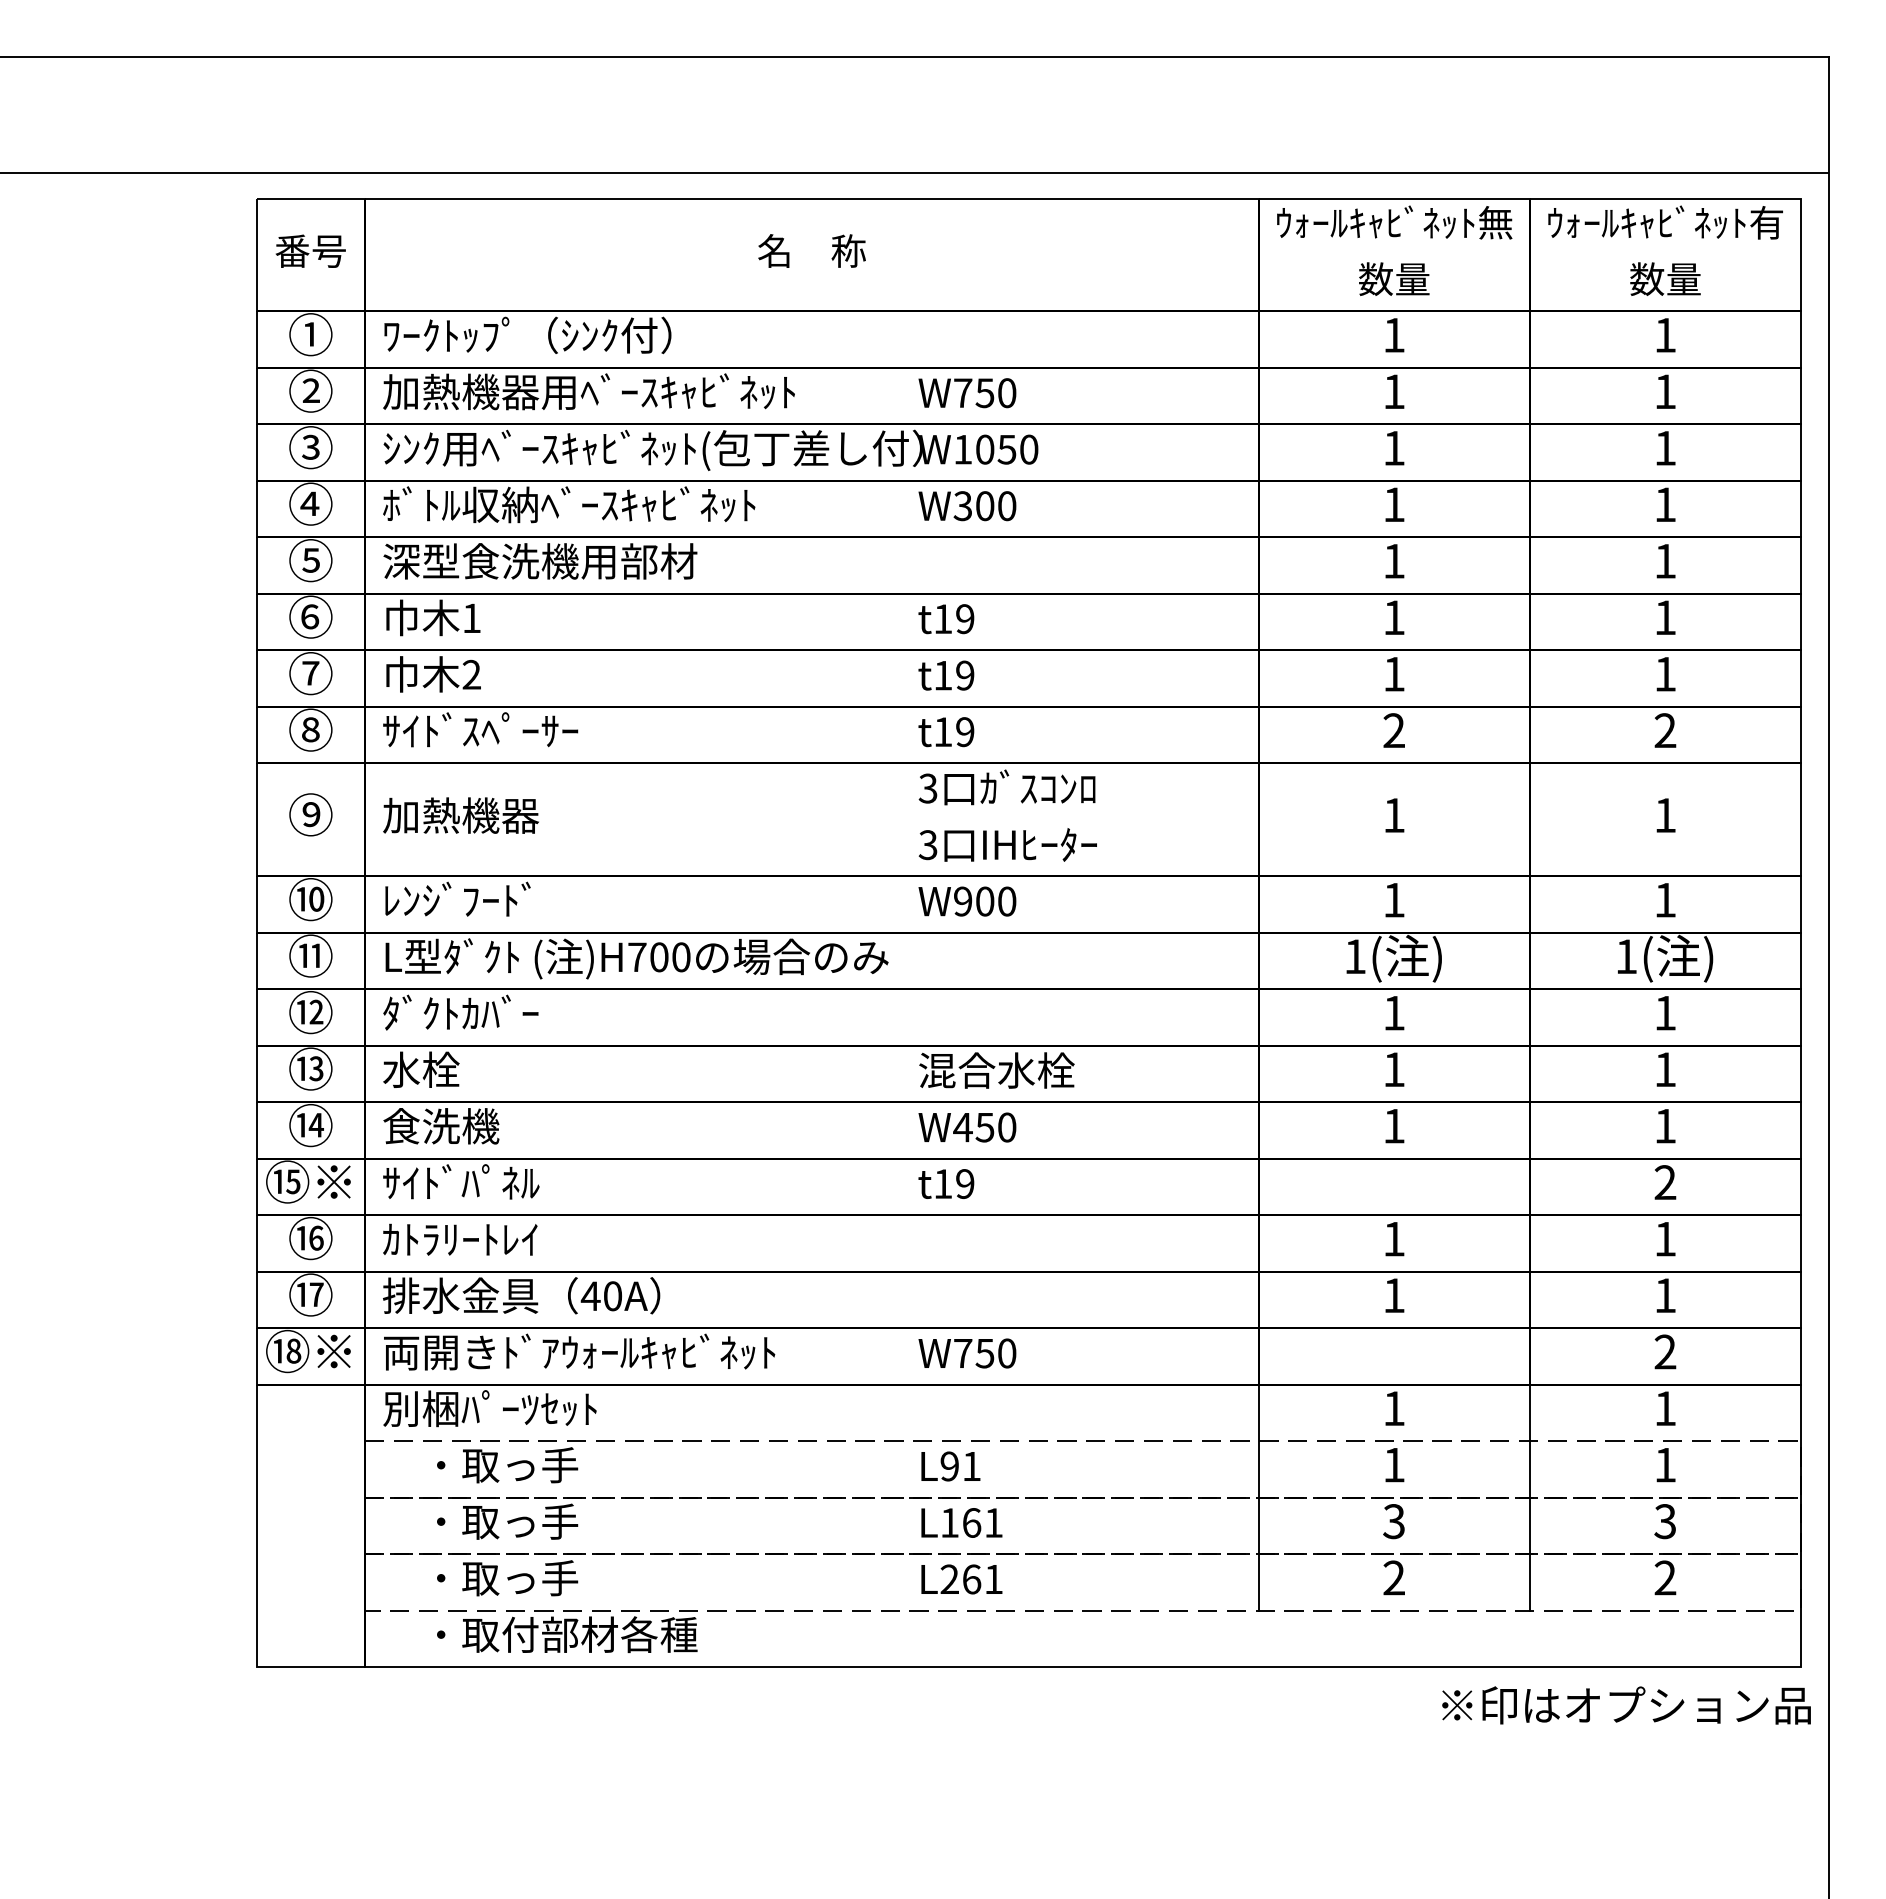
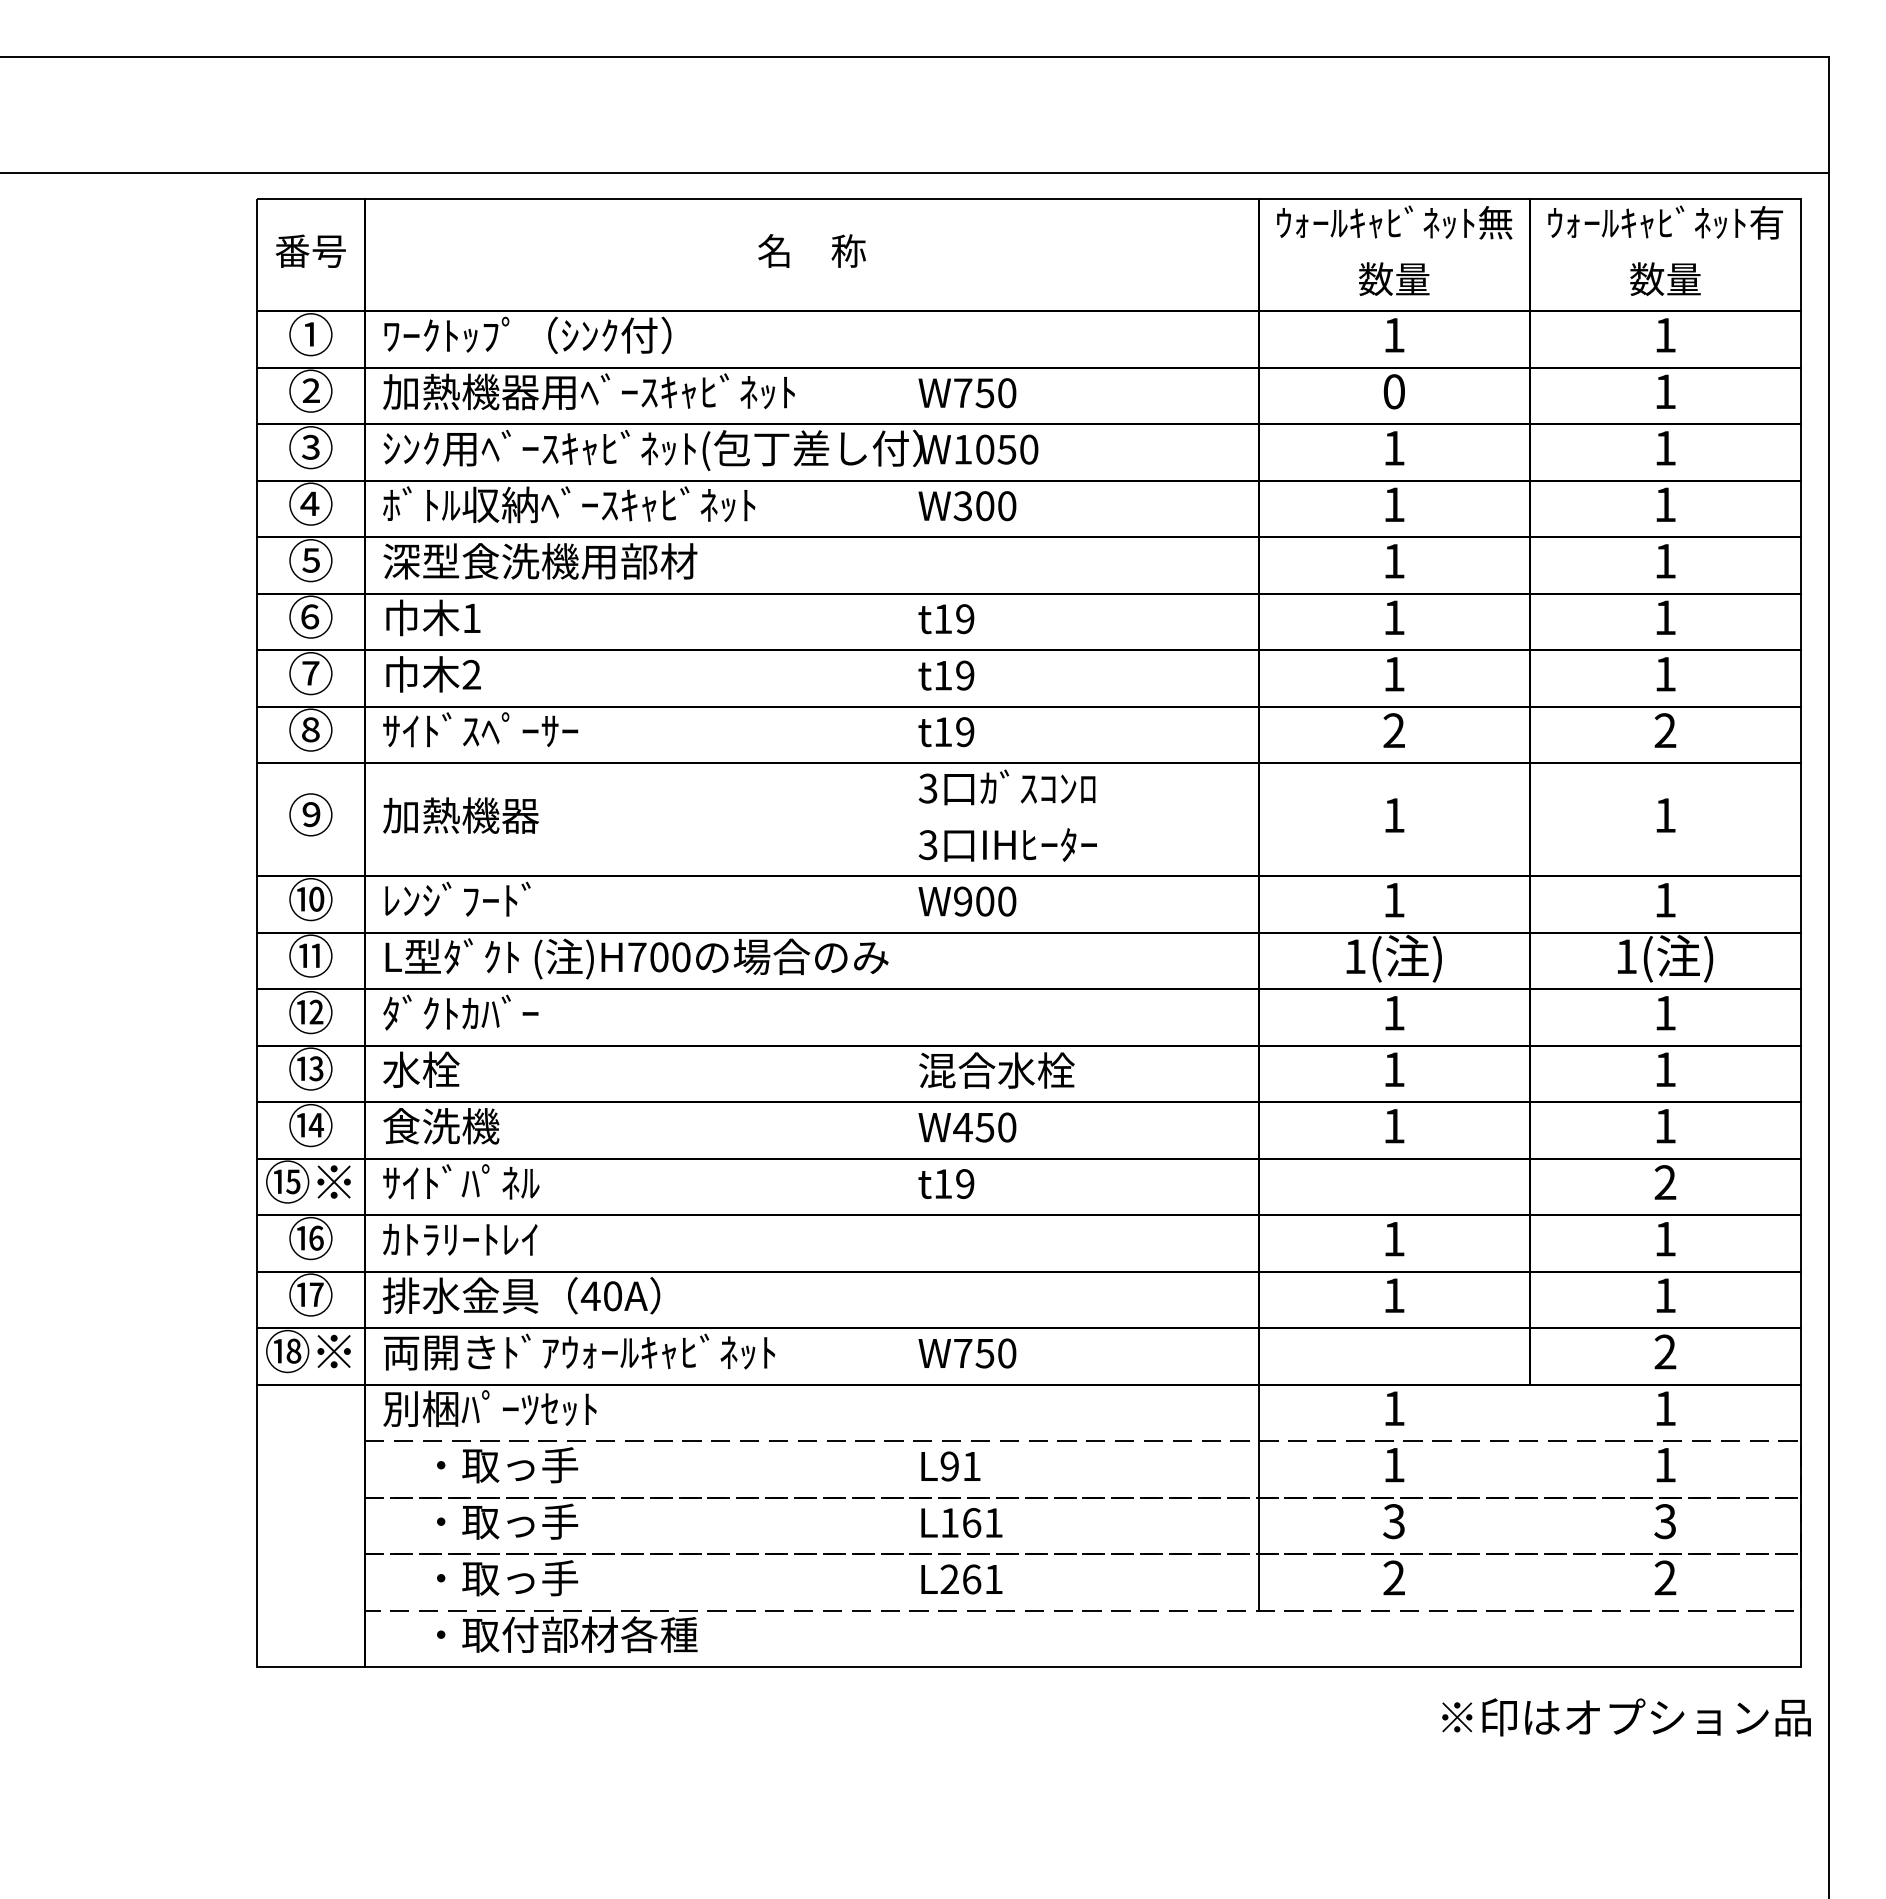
text: 1 -> 0 (1393, 391)
line: present -> none (1530, 1497)
text position: (1626, 1705) -> (1626, 1717) (1626, 1717)
